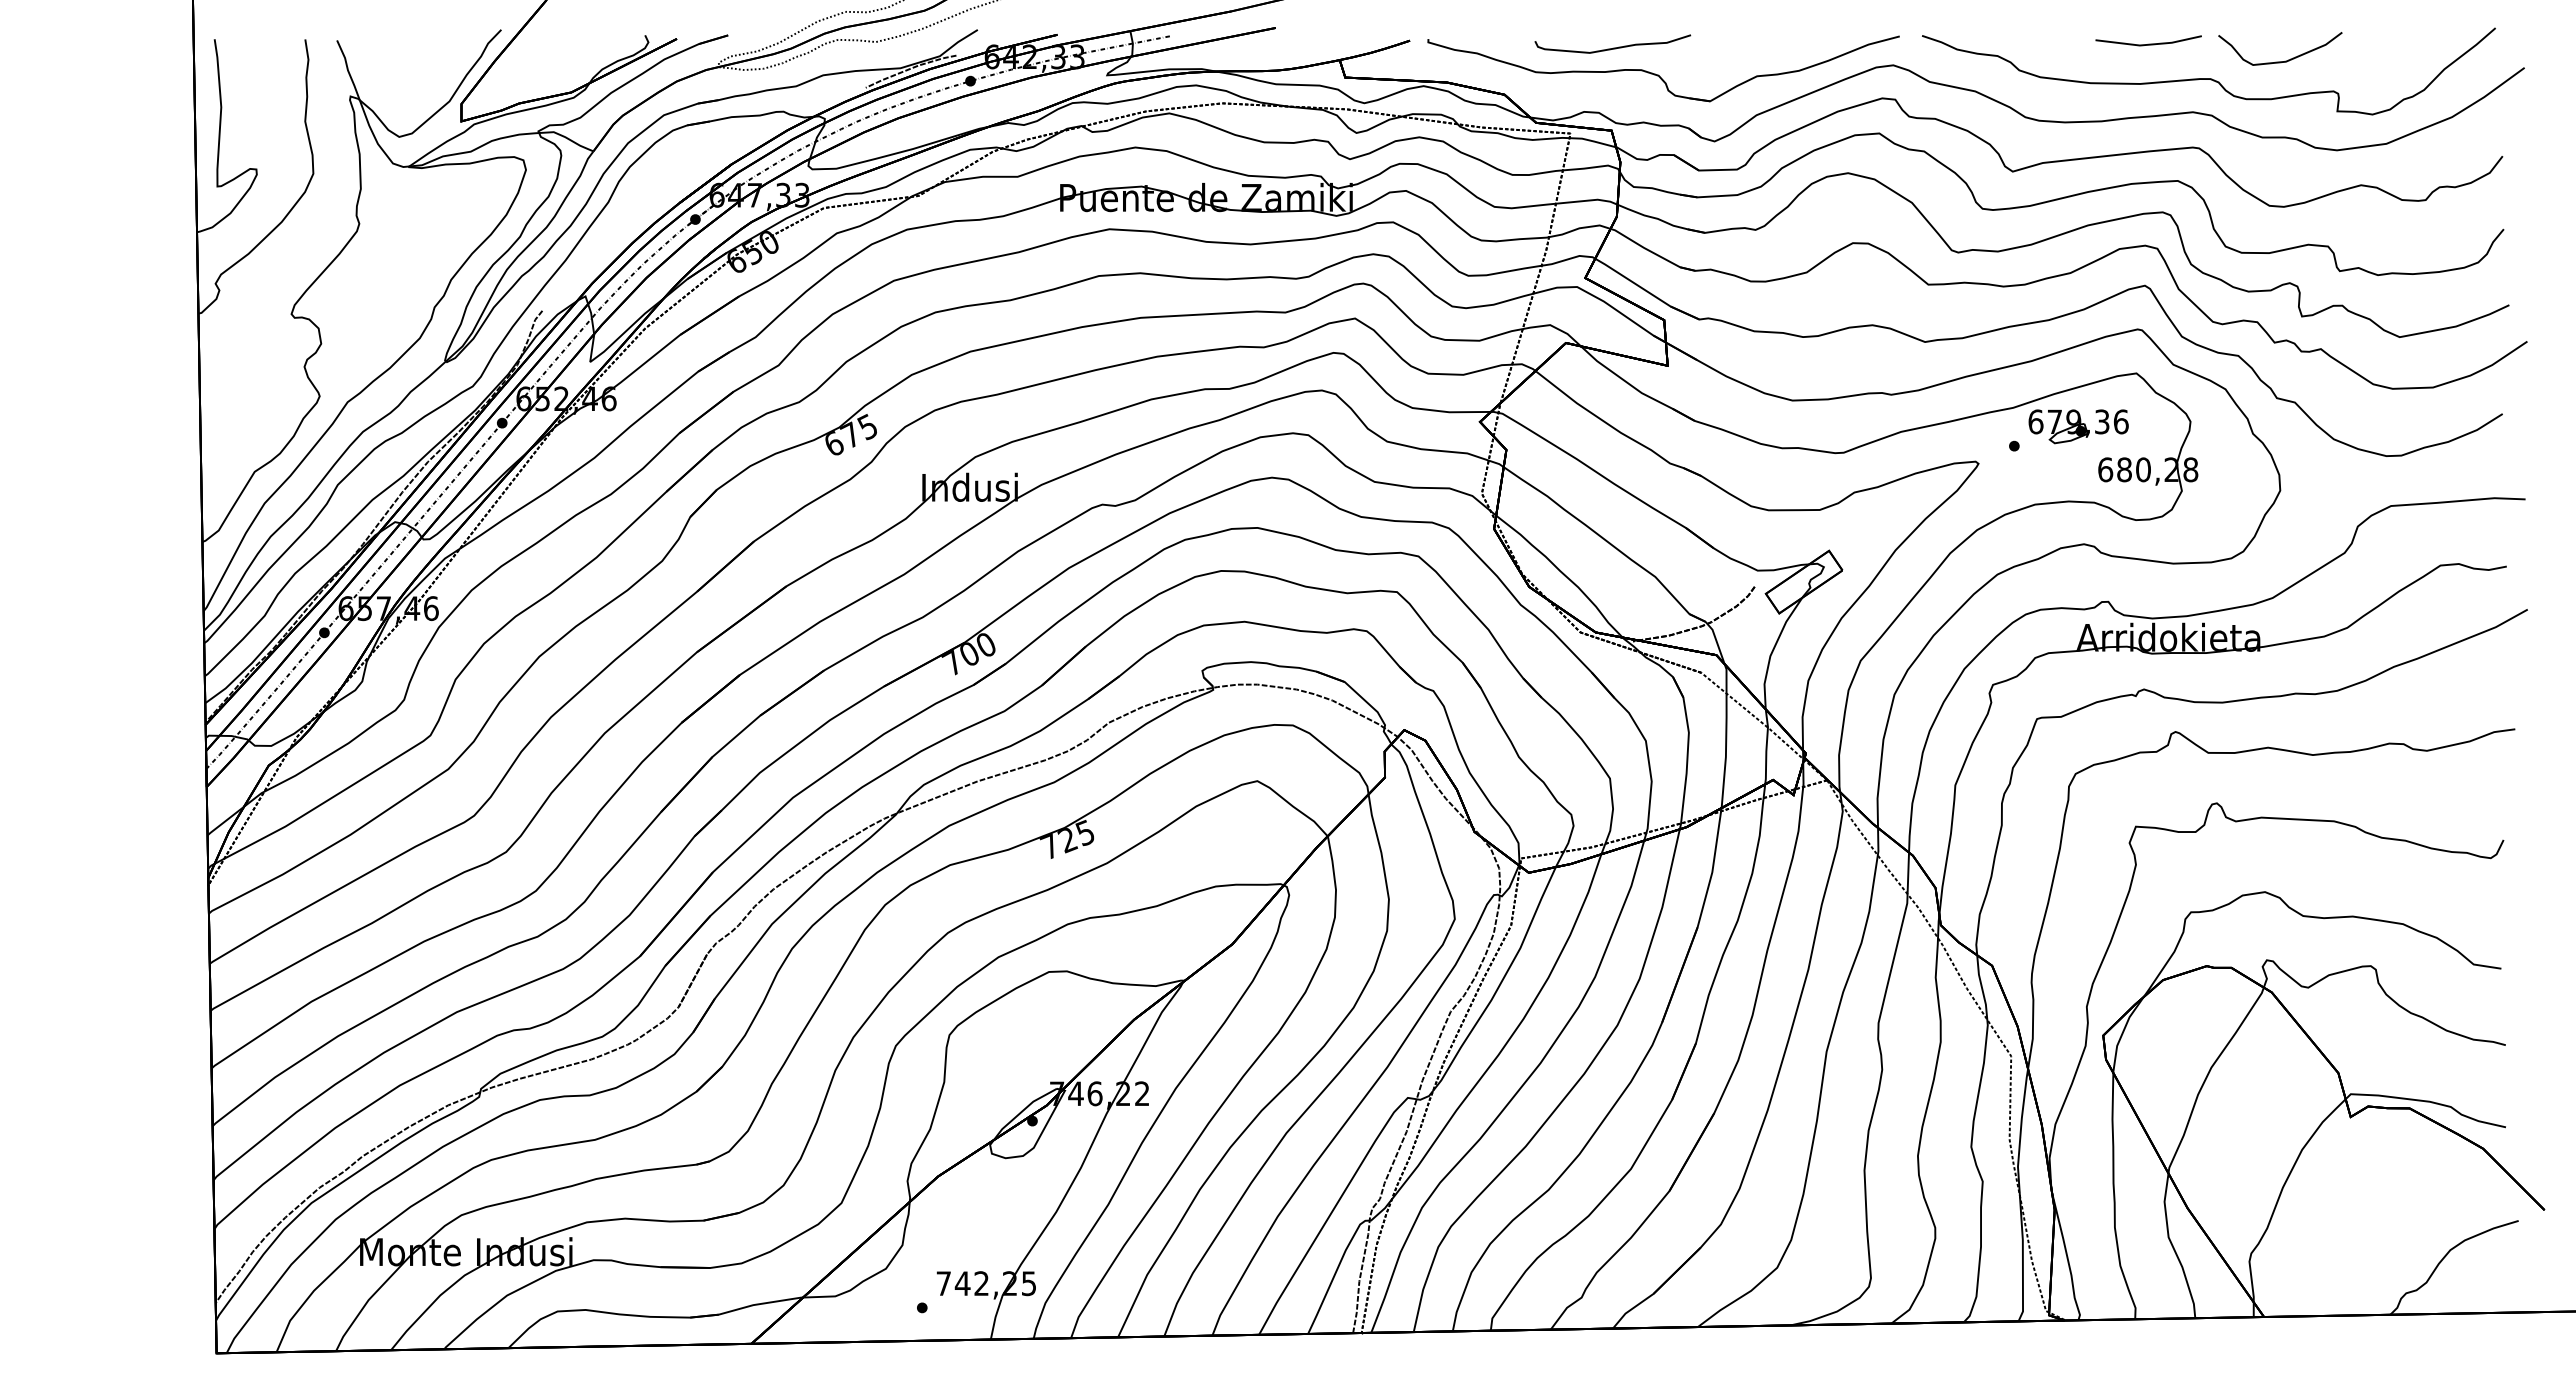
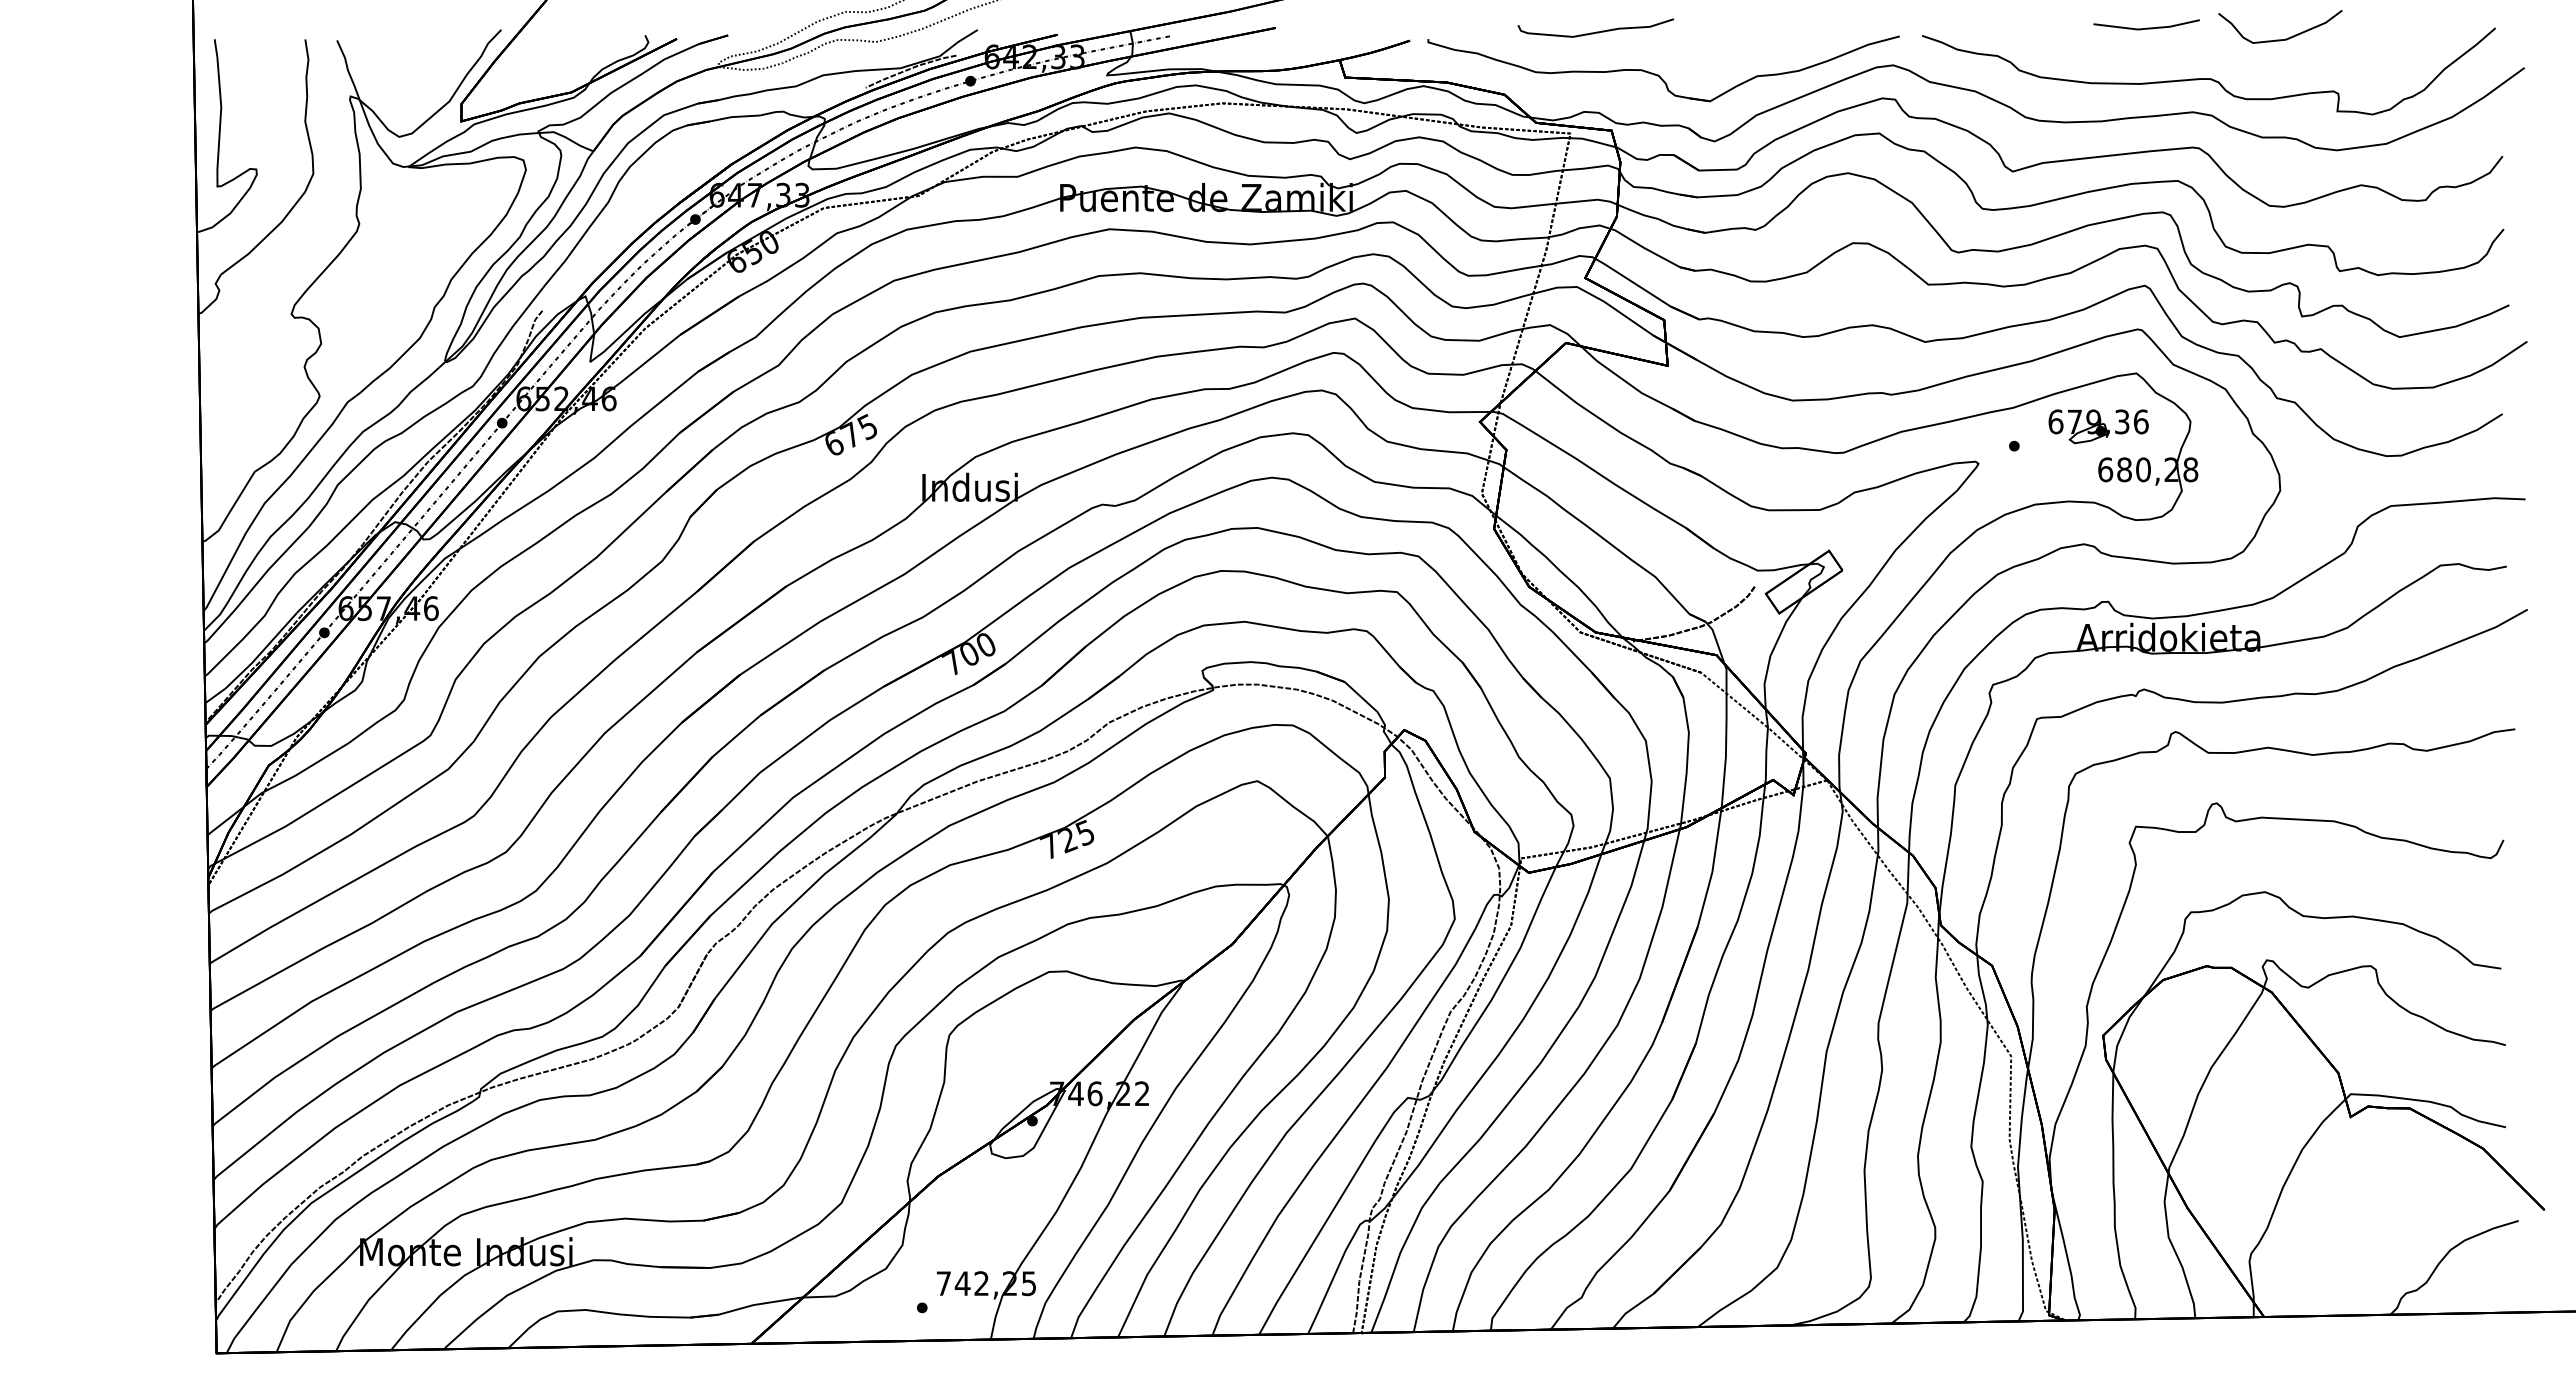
line position: (2148, 43) -> (2146, 27) (2146, 27)
curve position: (1613, 47) -> (1596, 31) (1596, 31)
curve position: (2285, 60) -> (2285, 38) (2285, 38)
part position: (2078, 426) -> (2098, 426) (2098, 426)
